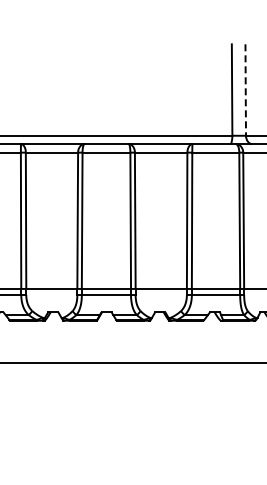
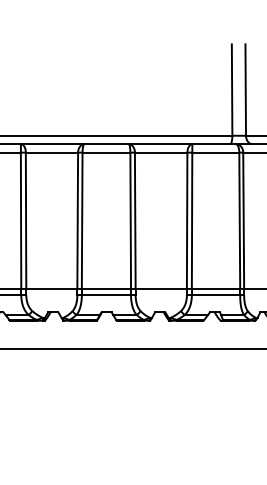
line: dashed -> solid (245, 90)
line position: (132, 363) -> (132, 349) (132, 349)
